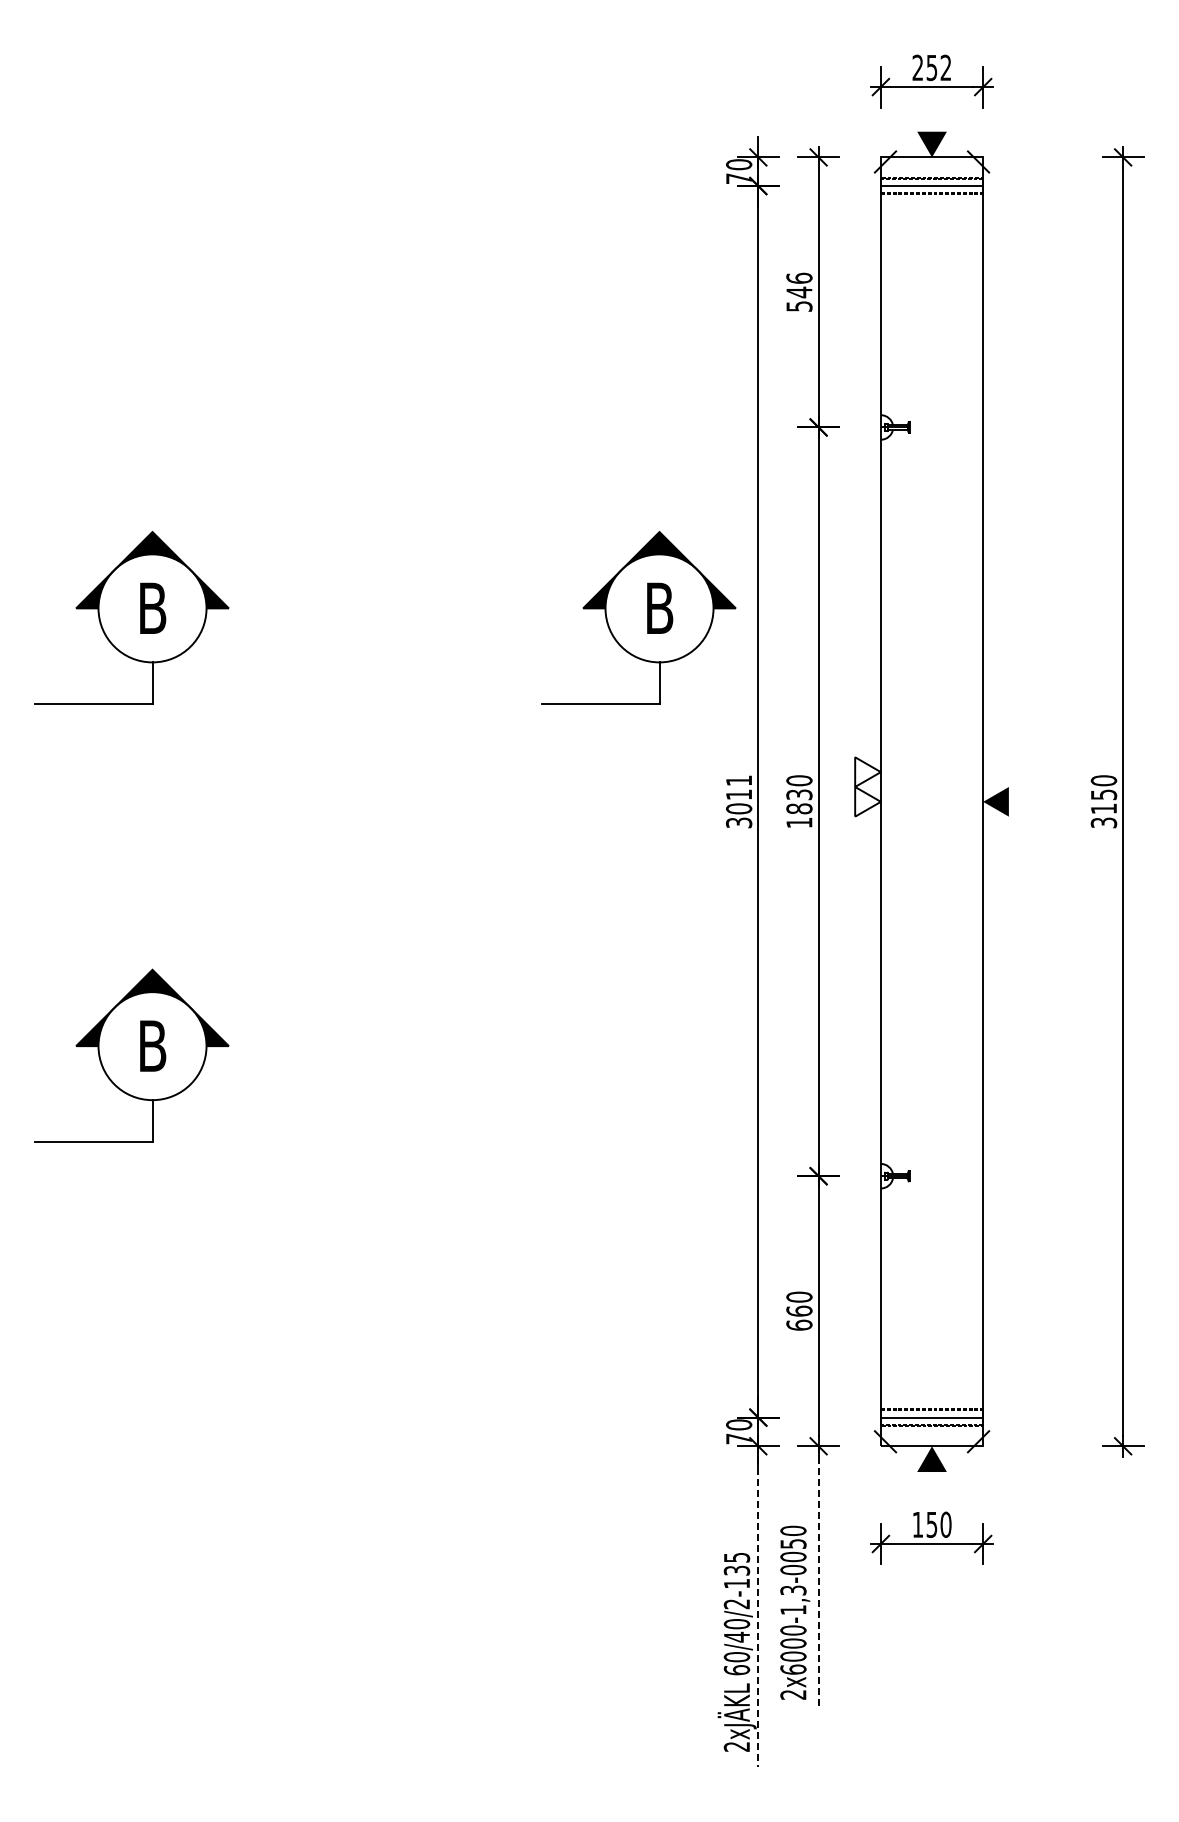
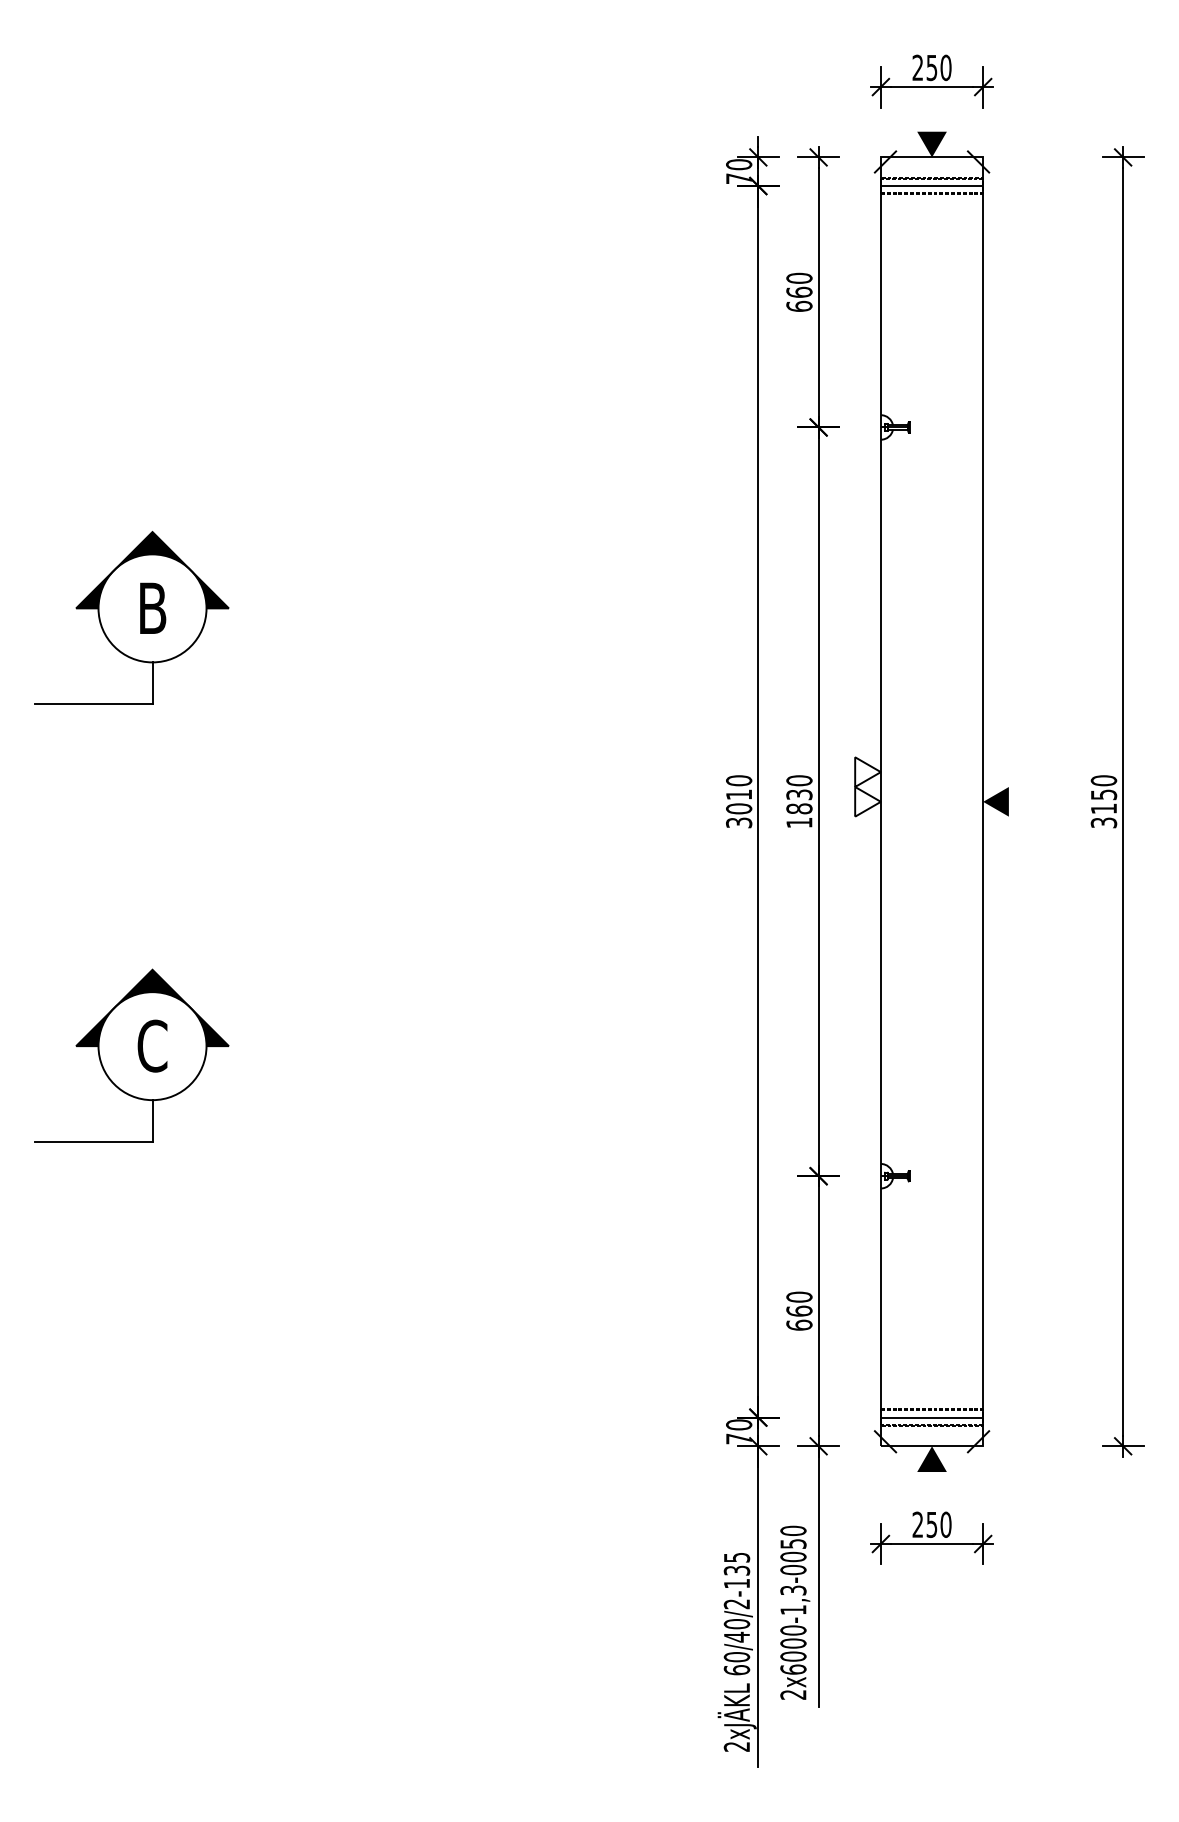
text: 252 -> 250 (945, 67)
text: 546 -> 660 (799, 291)
part: present -> none (638, 617)
text: 3011 -> 3010 (739, 780)
text: B -> C (152, 1045)
text: 150 -> 250 (917, 1524)
line: dashed -> solid (818, 1577)
line: dashed -> solid (758, 1606)
